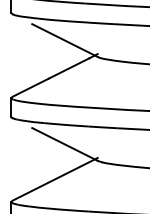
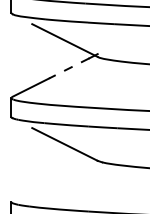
line: solid -> dashed (69, 68)
line: present -> none (54, 179)
